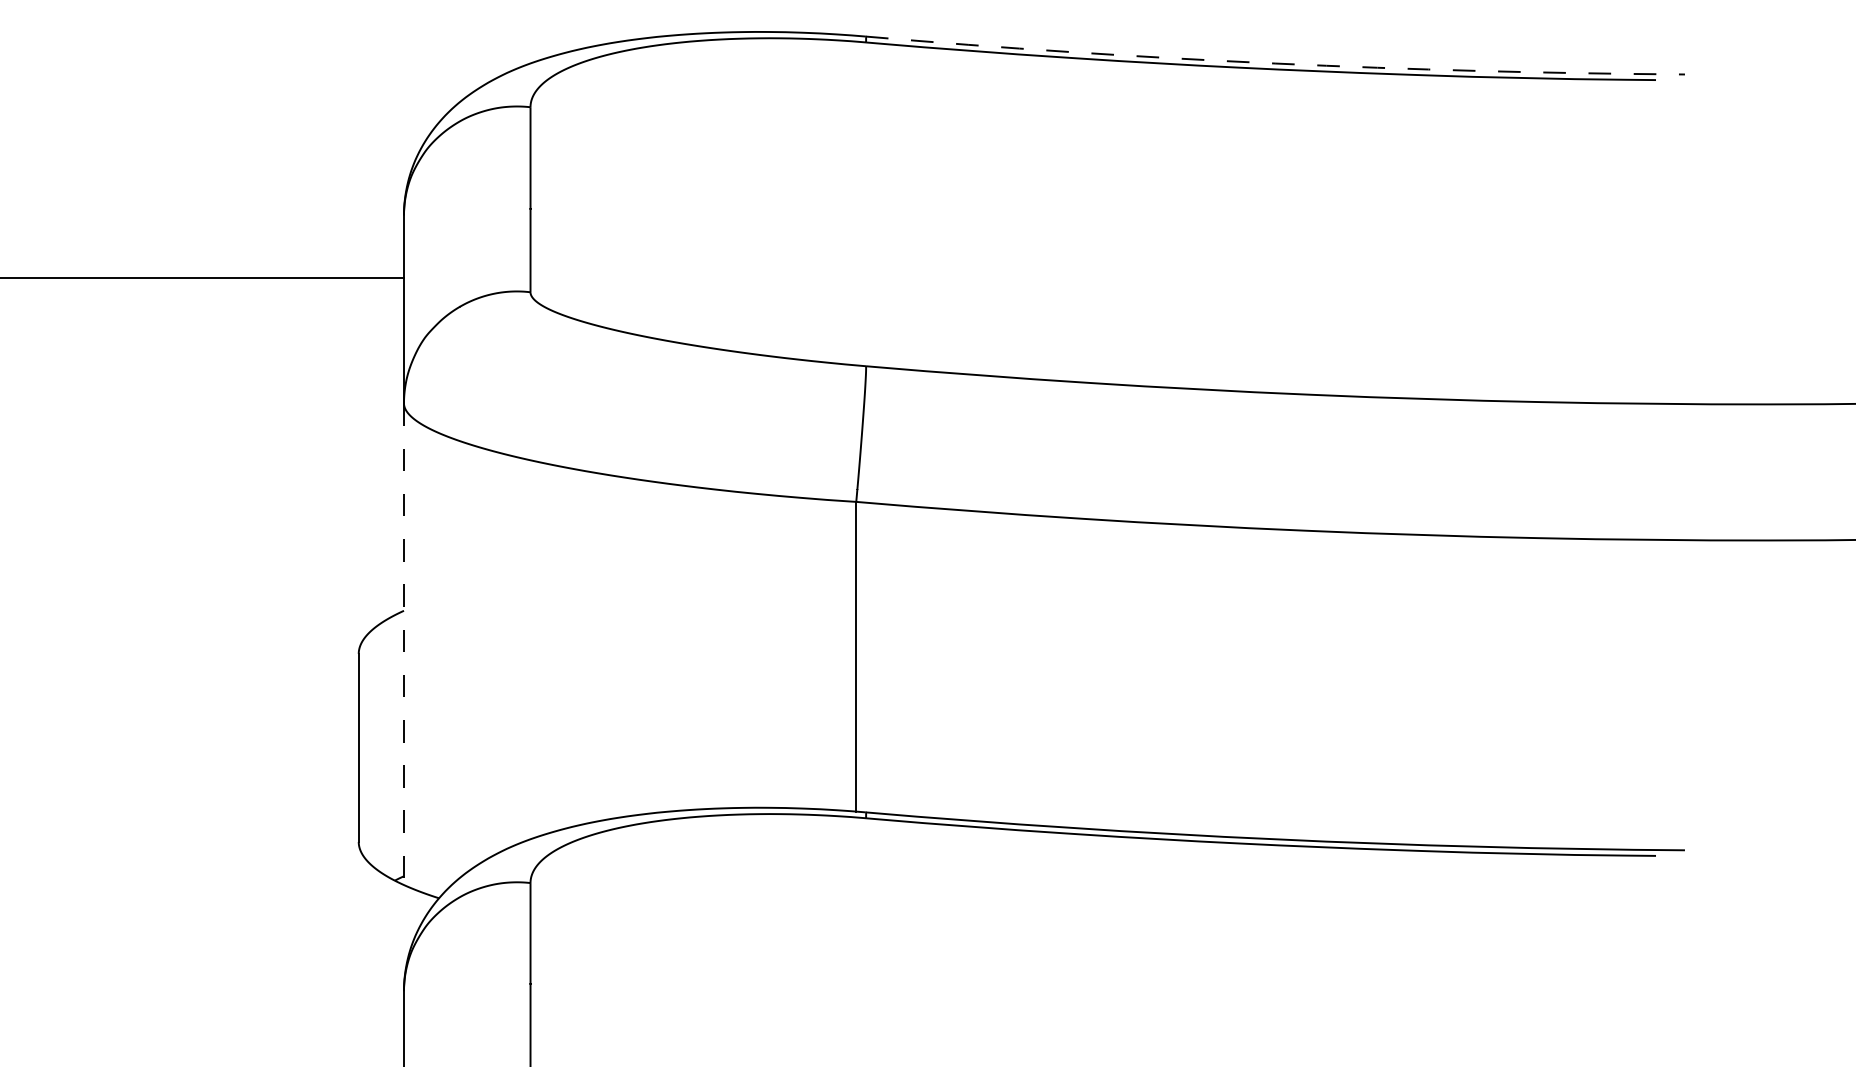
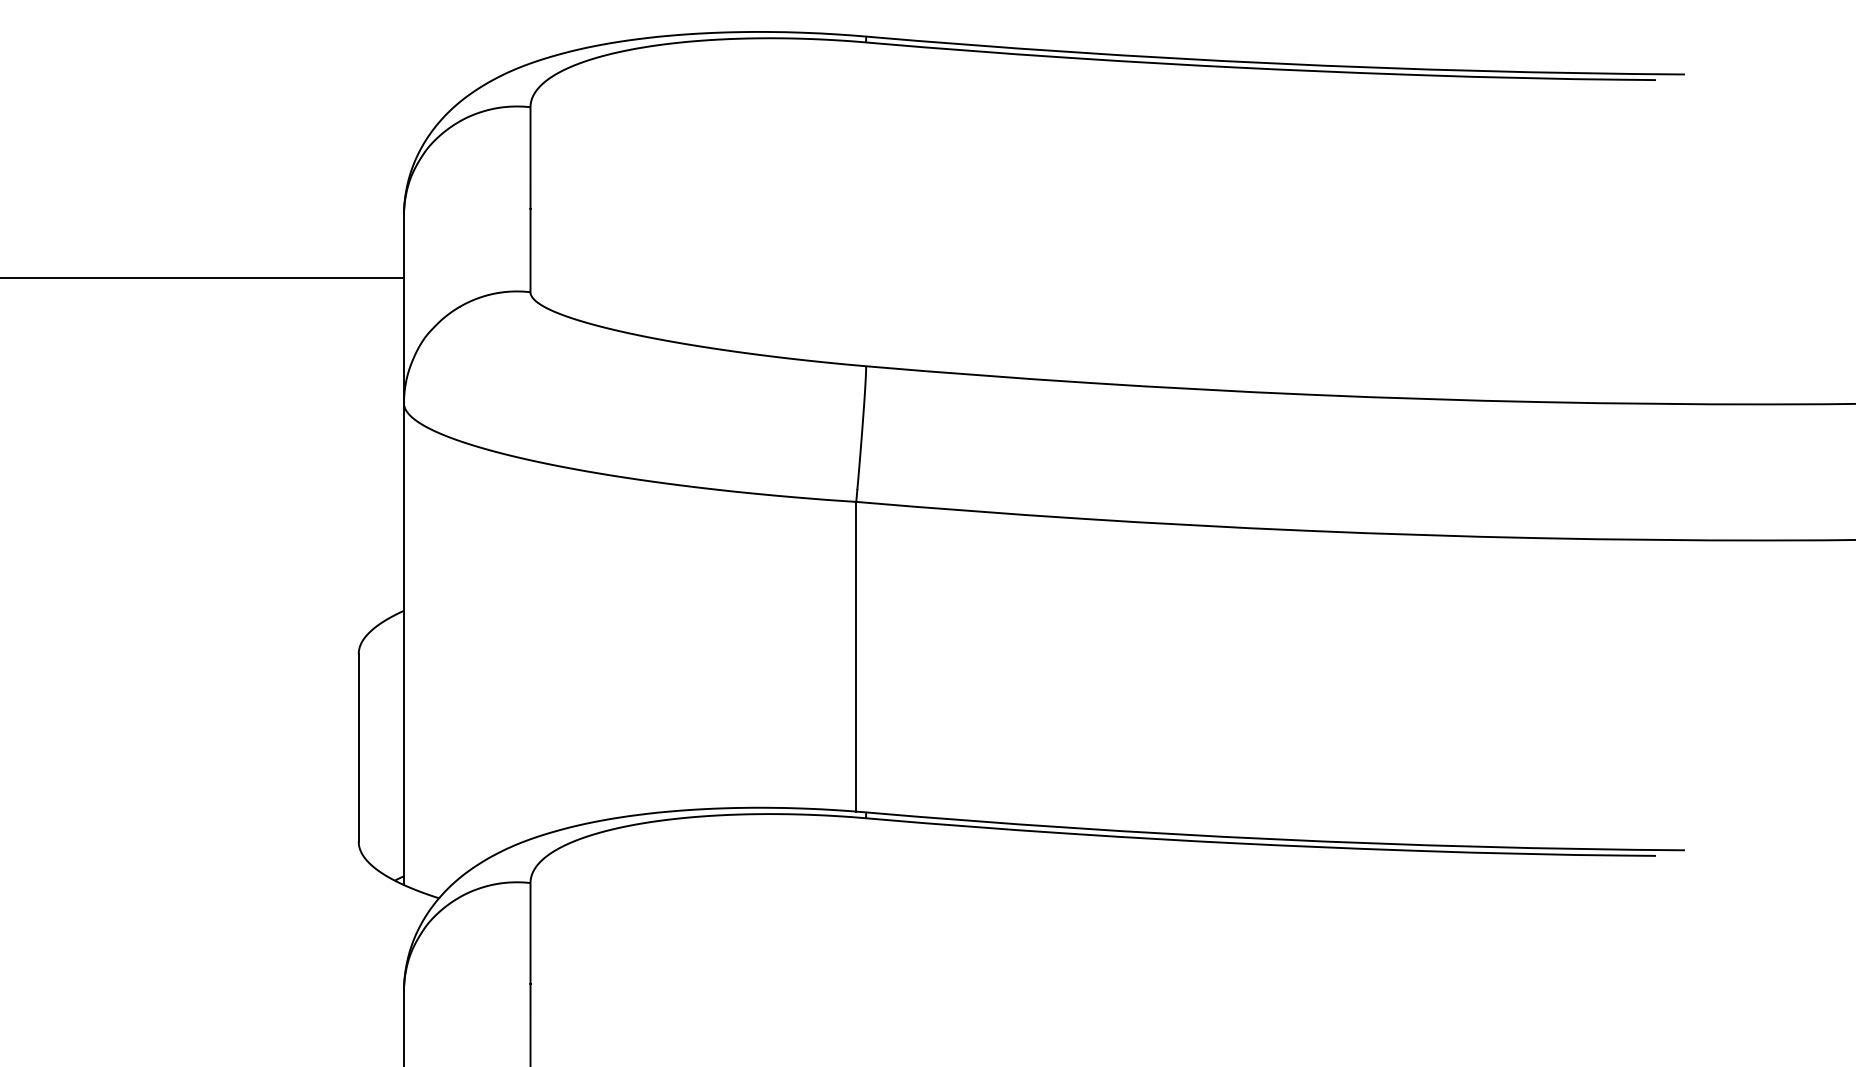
line: dashed -> solid (1275, 63)
line: dashed -> solid (403, 644)
